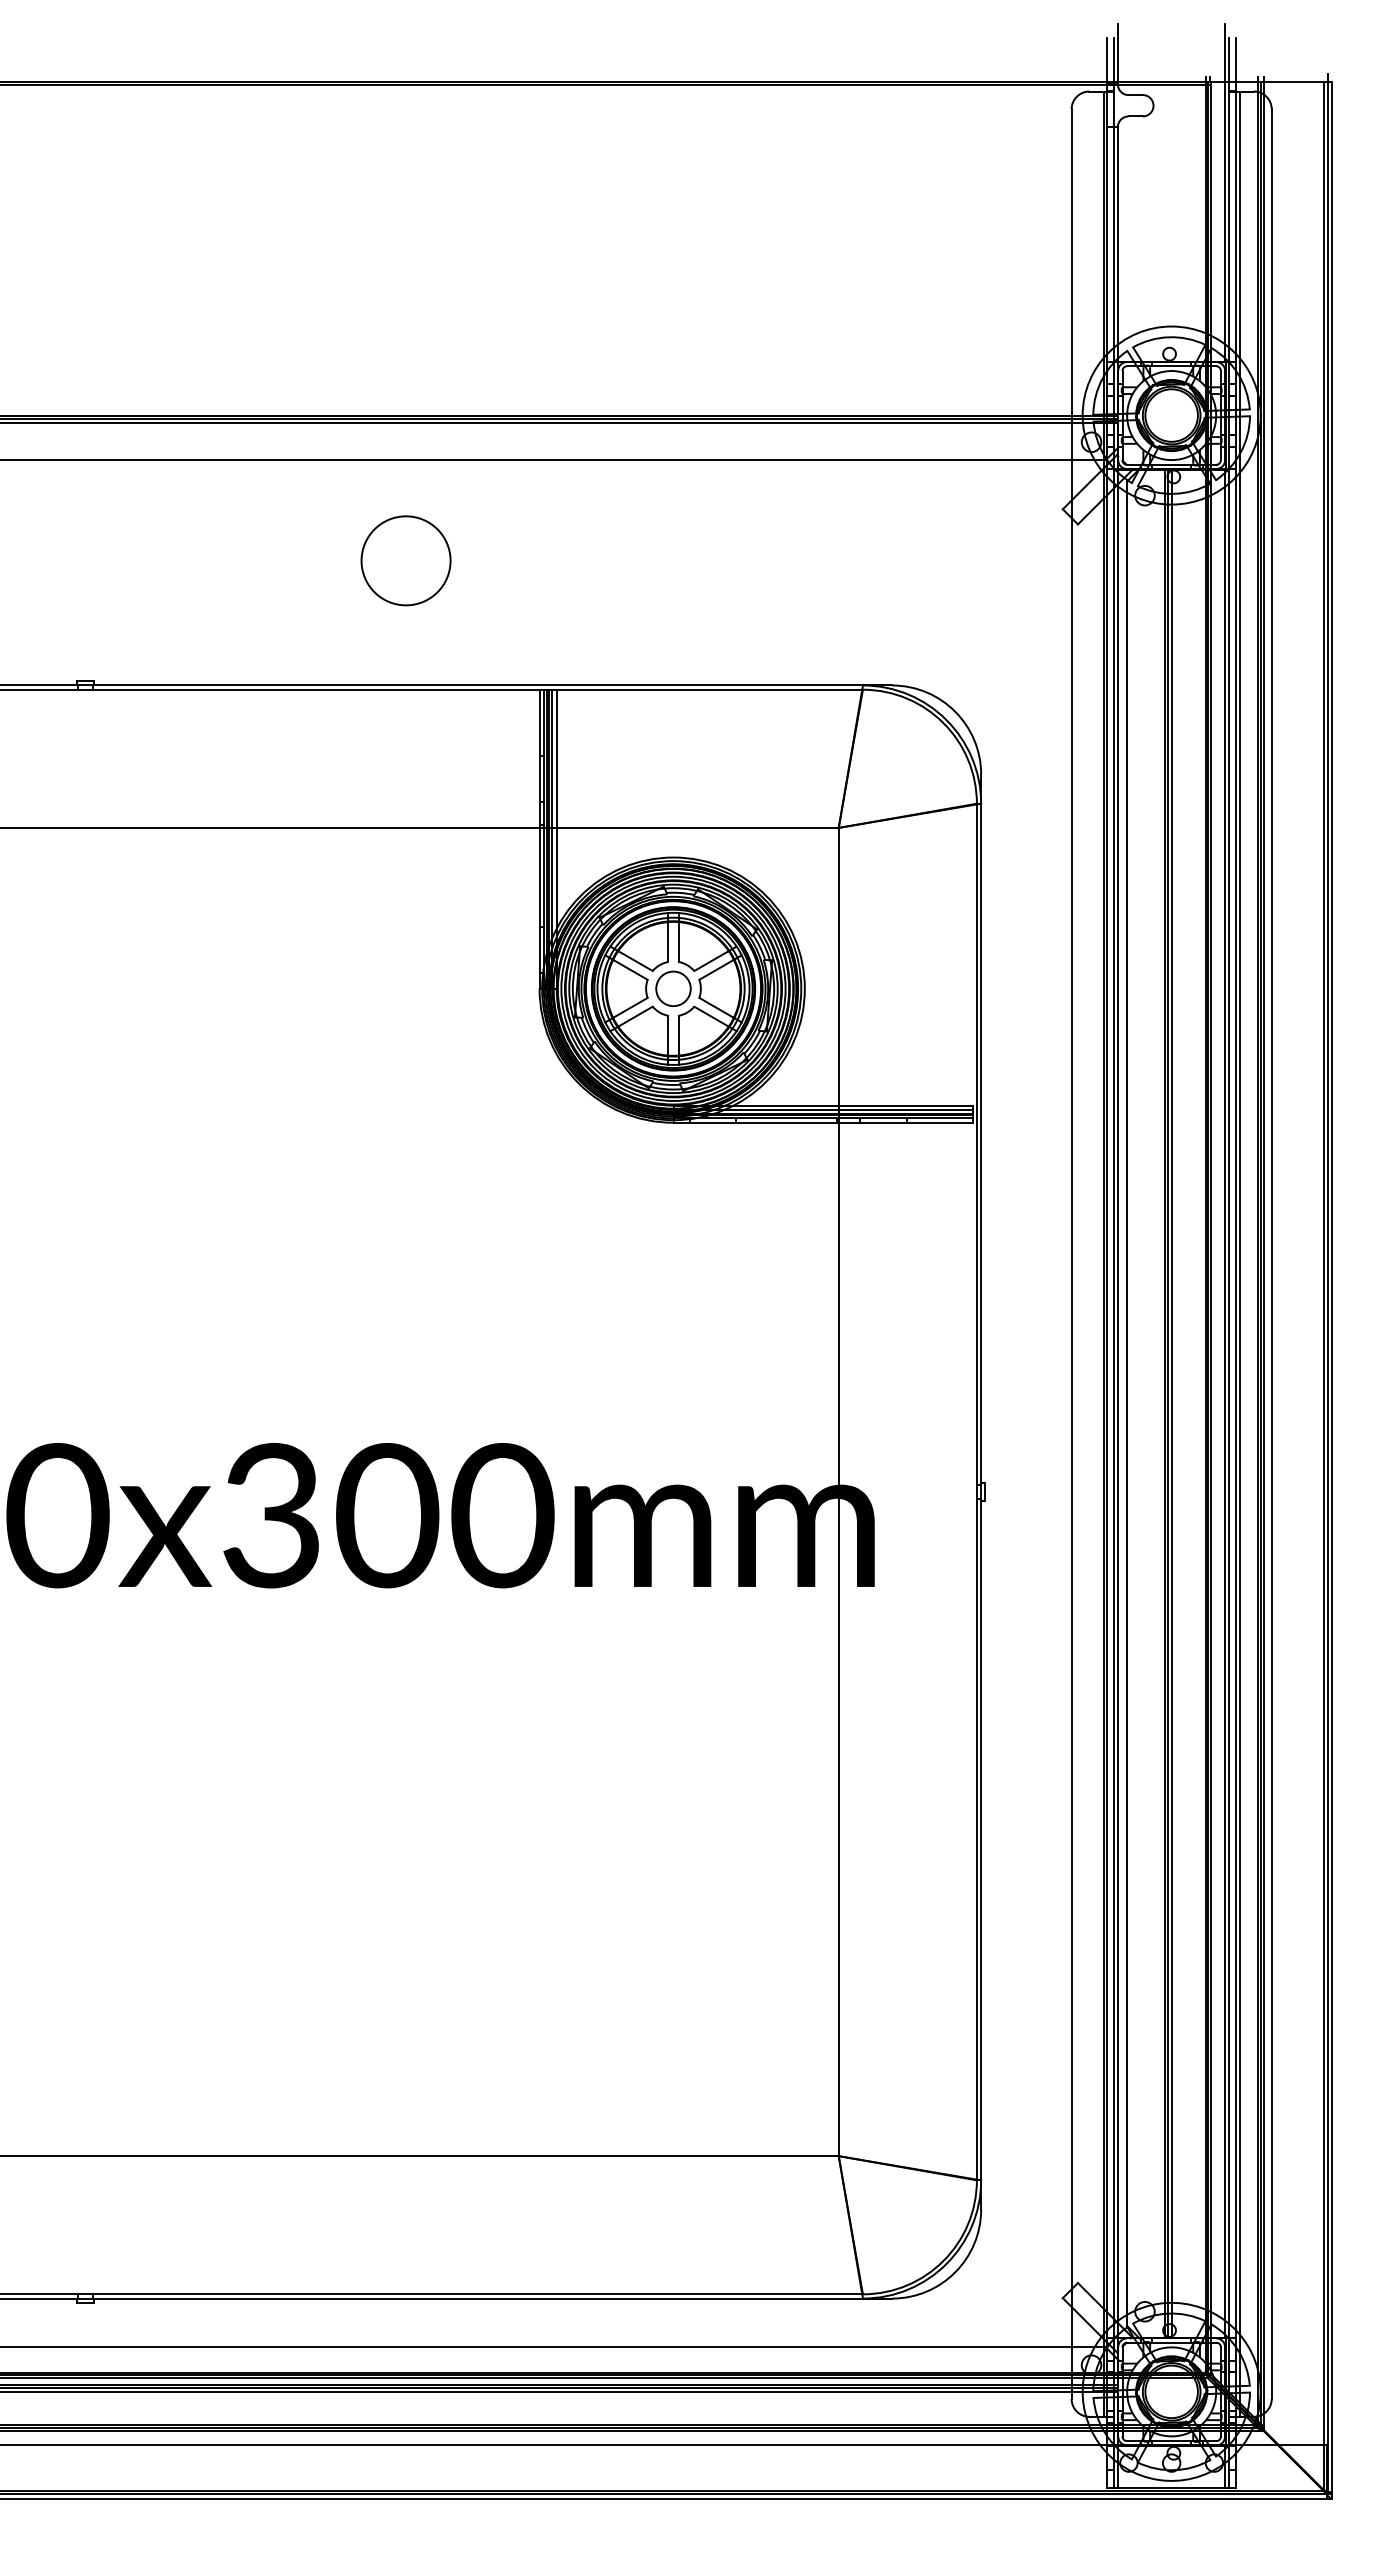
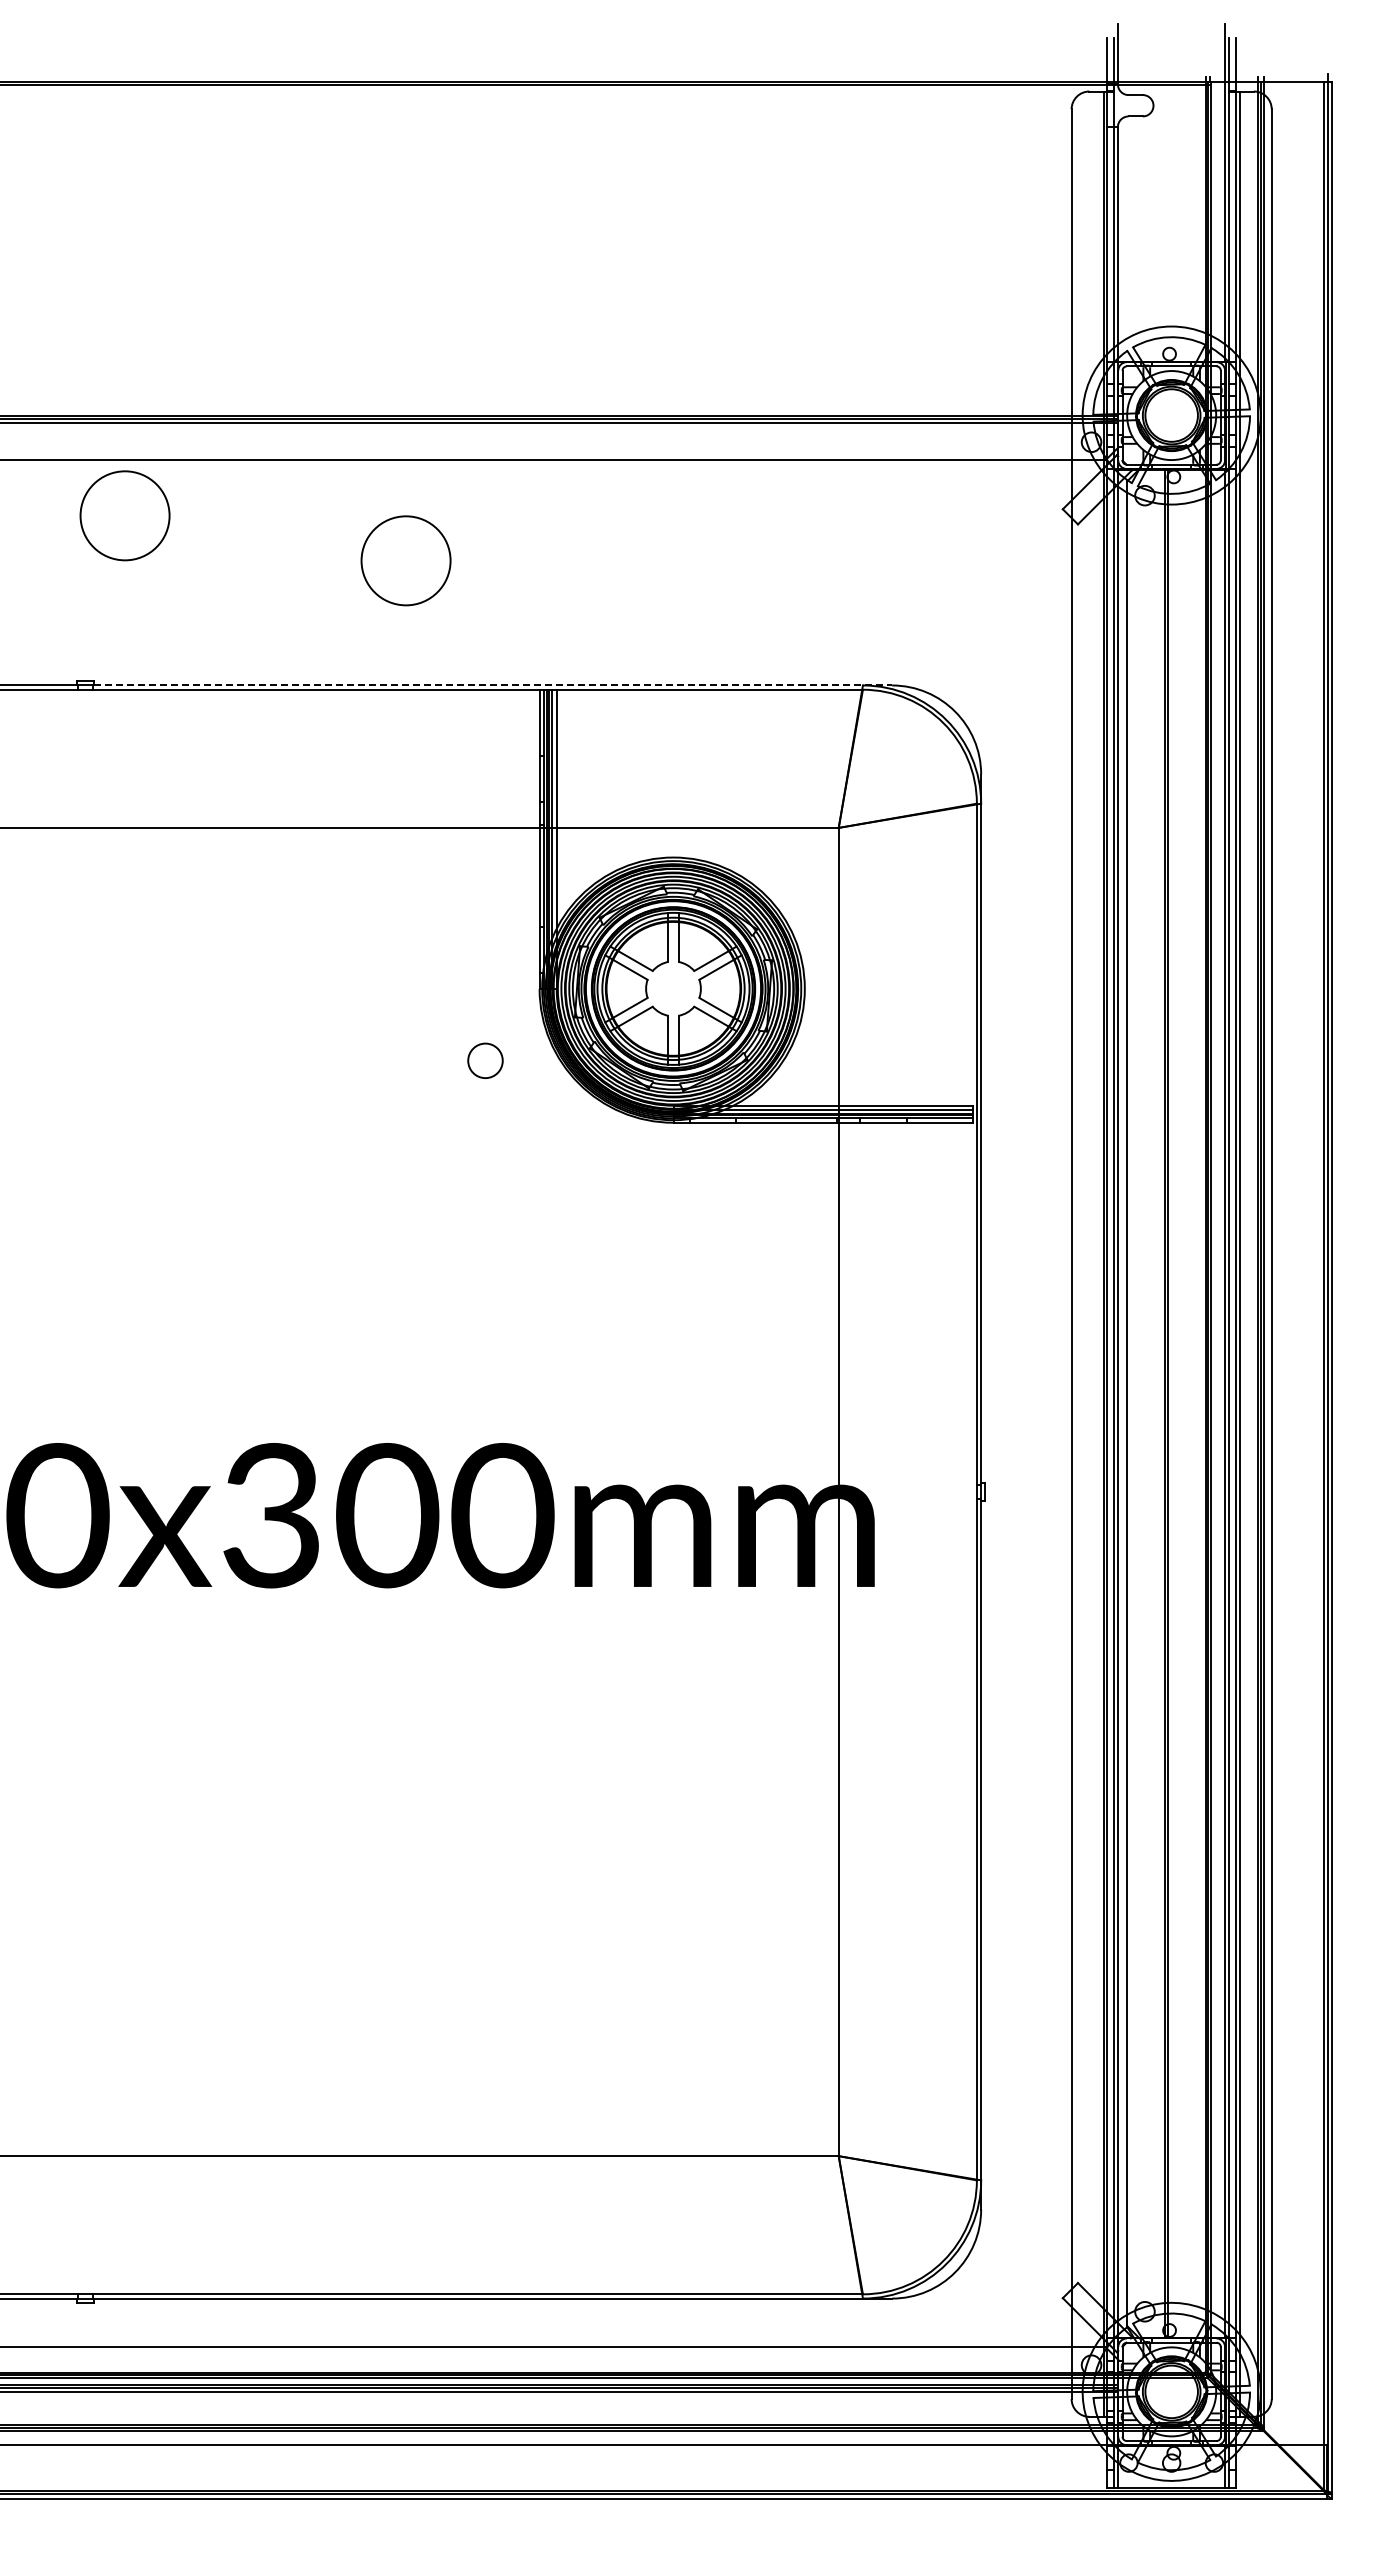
circle: none -> present (124, 515)
line: solid -> dashed (493, 685)
circle position: (673, 988) -> (485, 1060) (485, 1060)
line: present -> none (1171, 1403)
